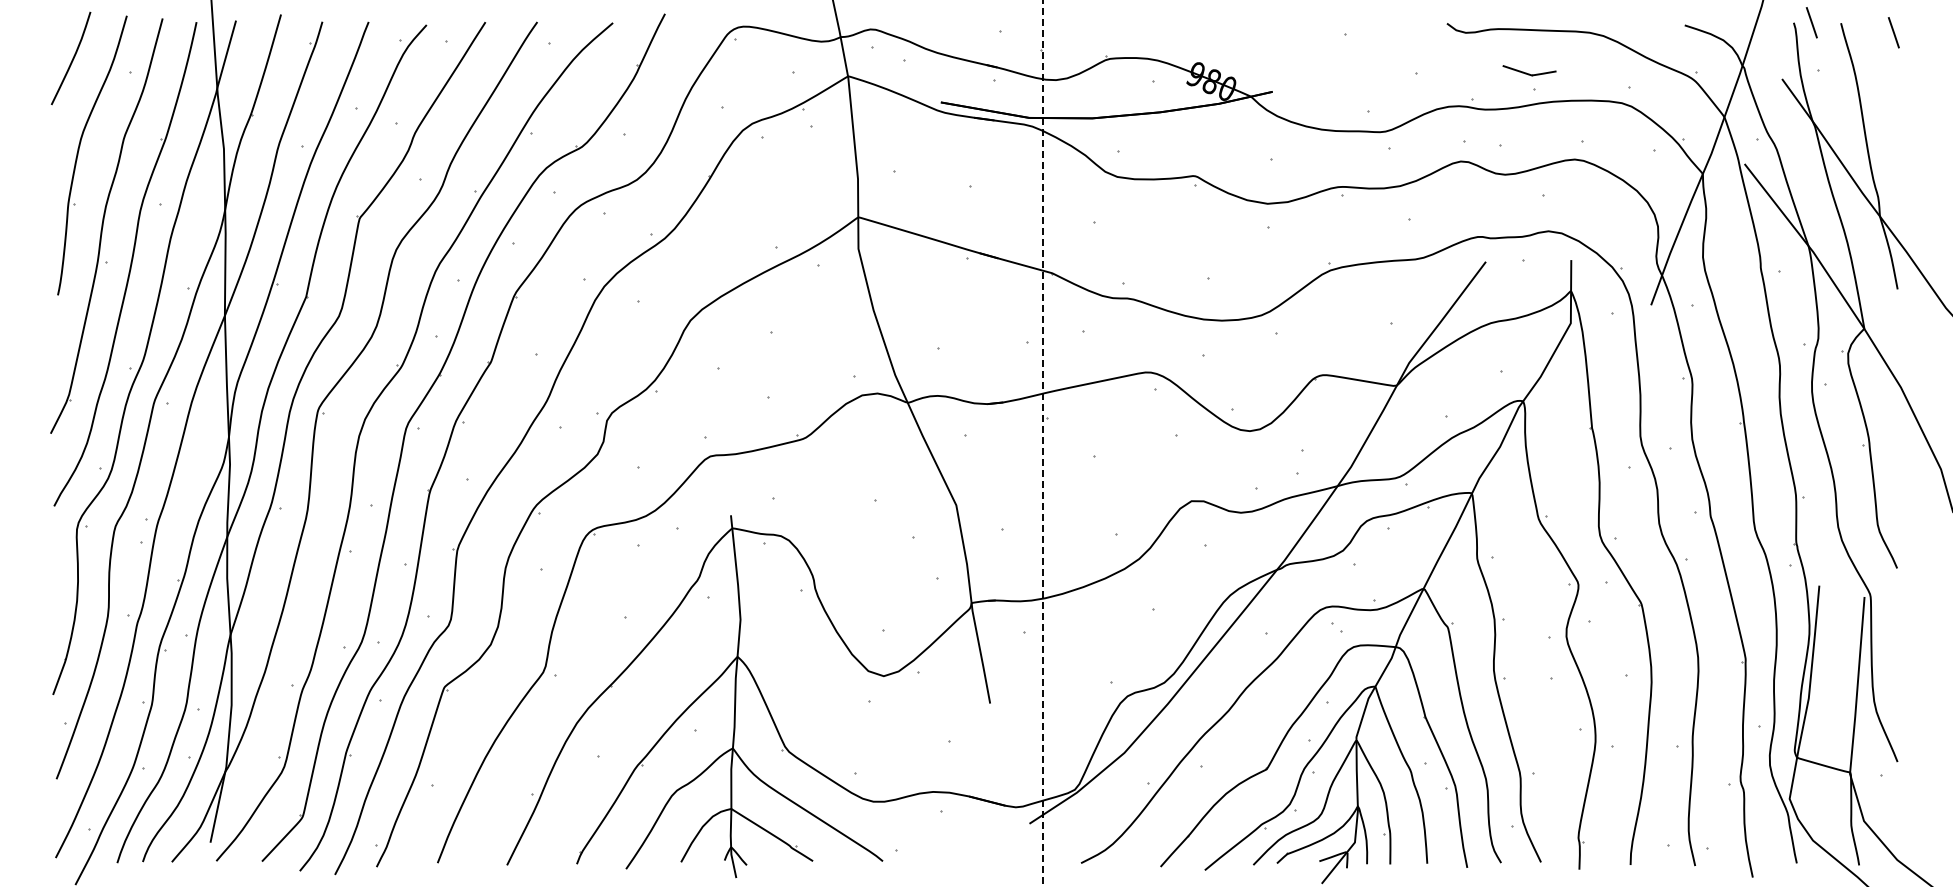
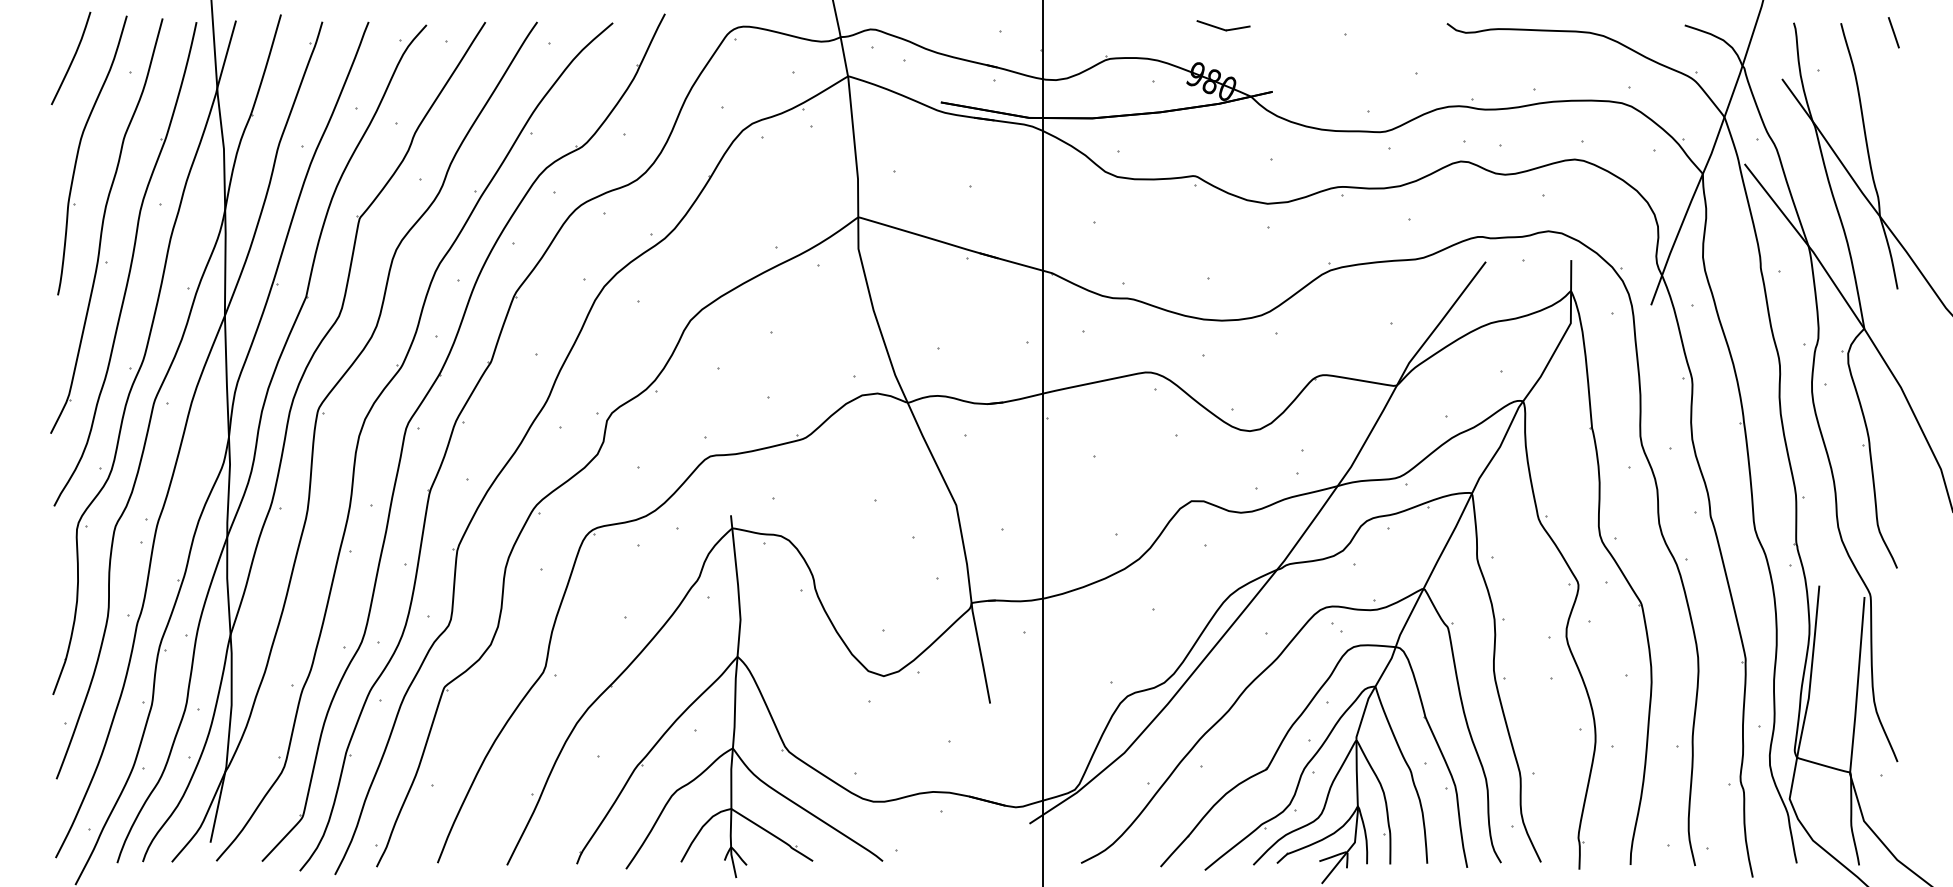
line: present -> none (1811, 22)
part position: (1529, 70) -> (1223, 25) (1223, 25)
line: dashed -> solid (1042, 443)
